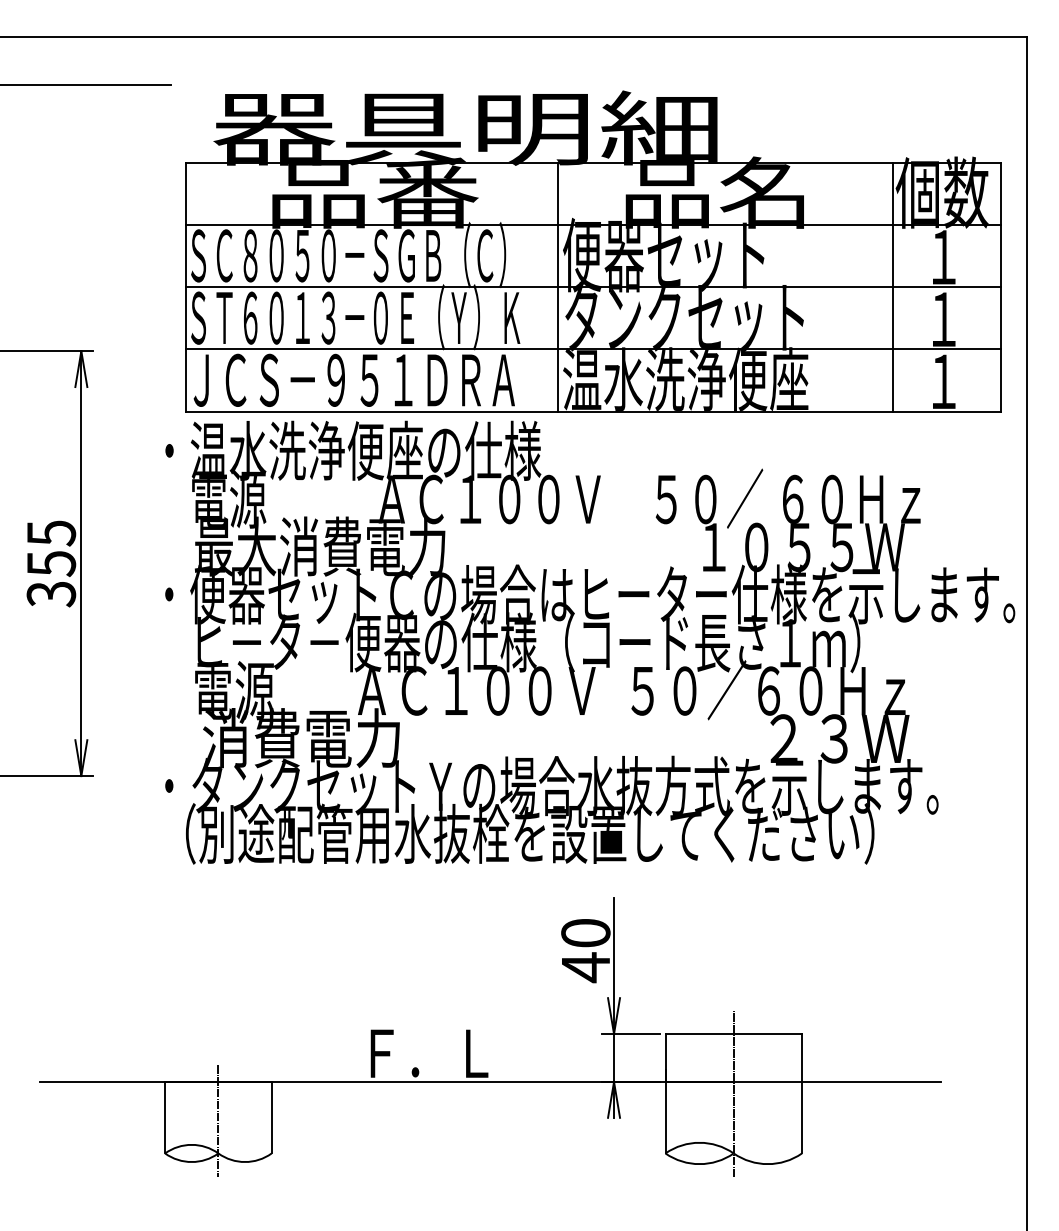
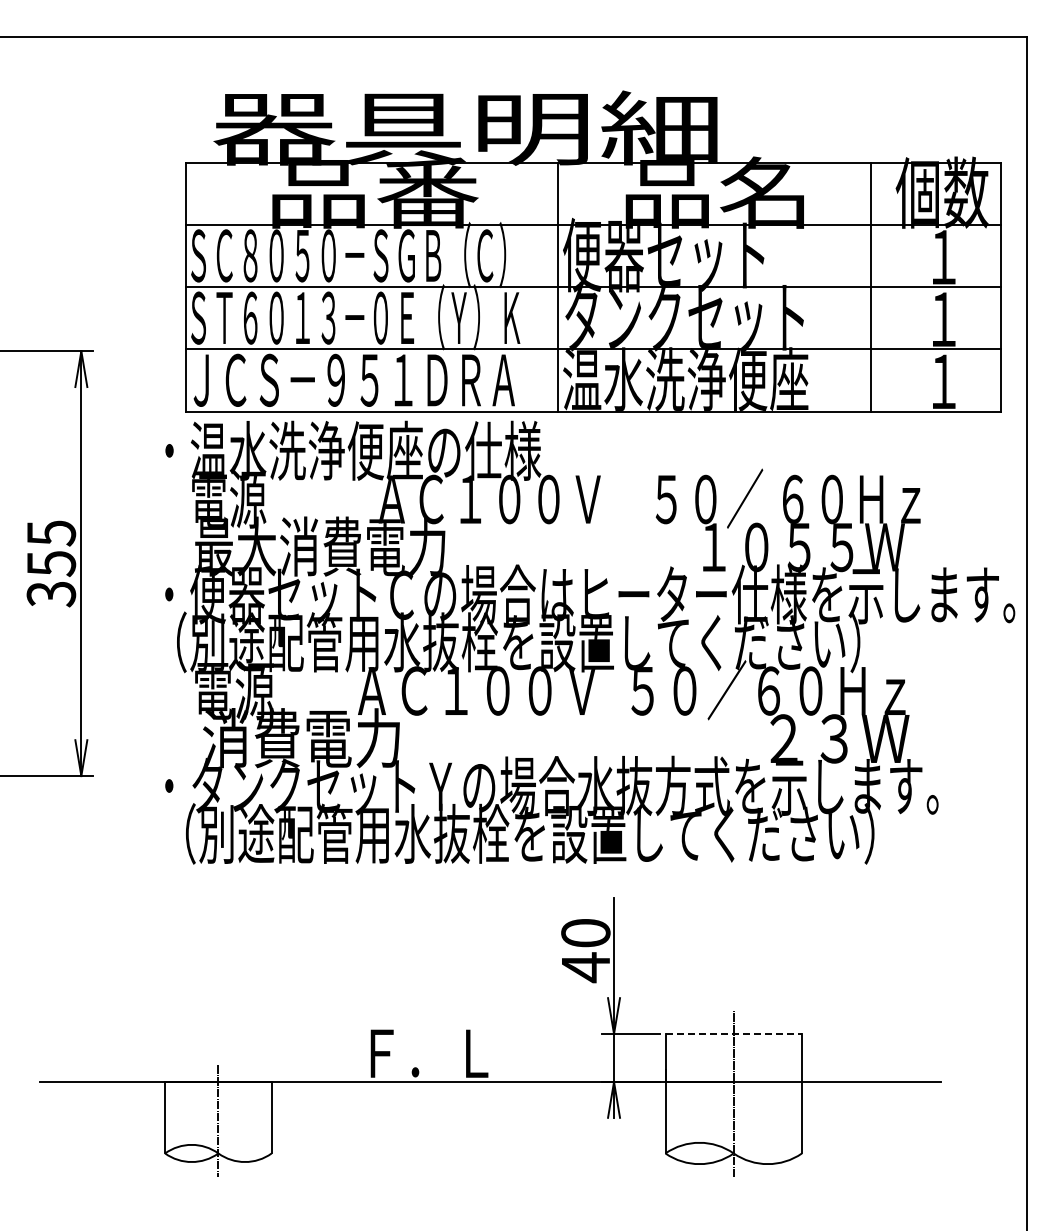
line: present -> none (86, 84)
line position: (892, 286) -> (870, 286) (870, 286)
text: ヒ－タ－便器の仕様（コード長さ１ｍ） -> （別途配管用水抜栓を設置してください） (511, 642)
line: solid -> dashed (734, 1034)
